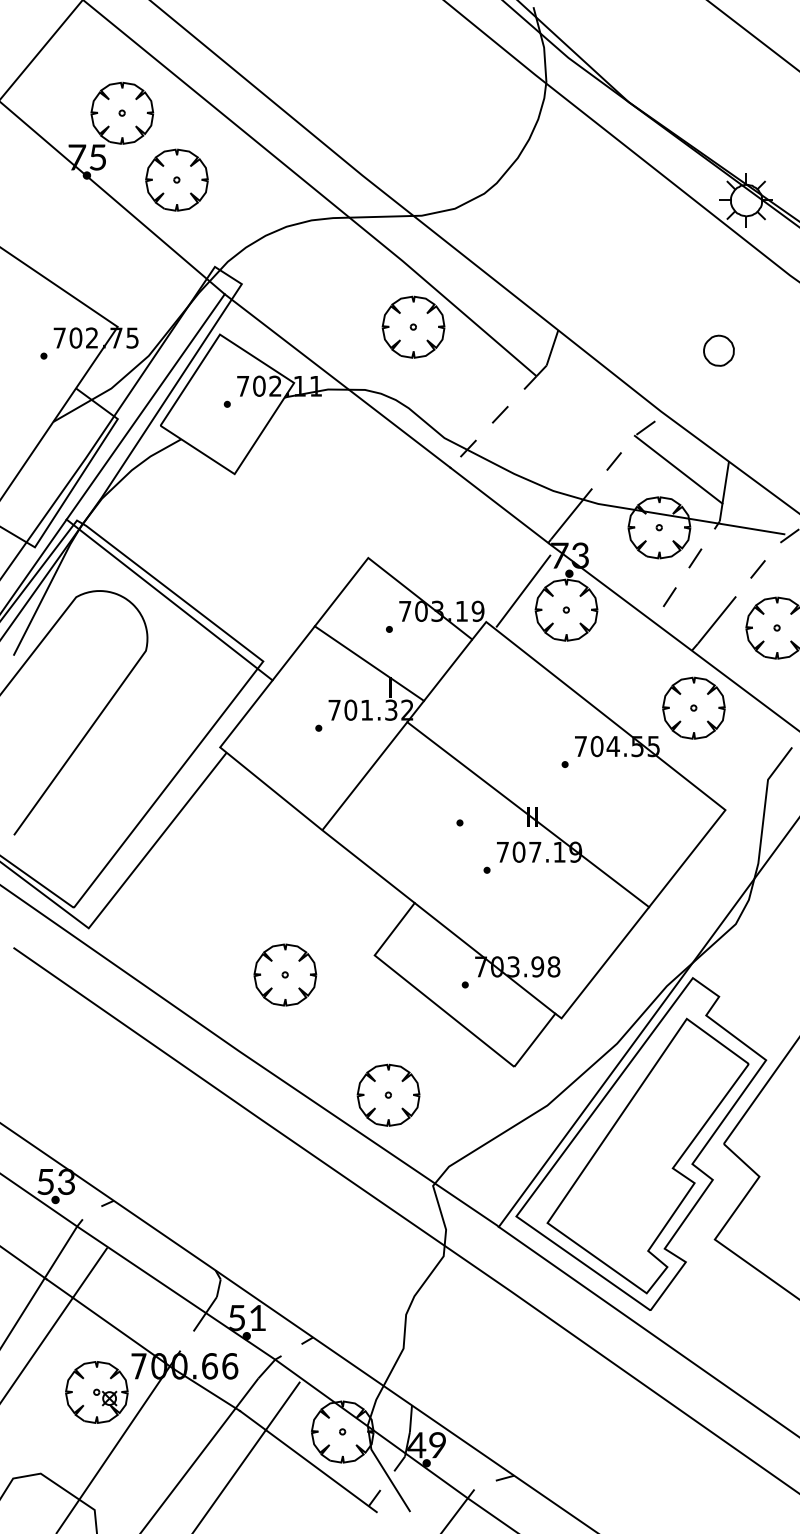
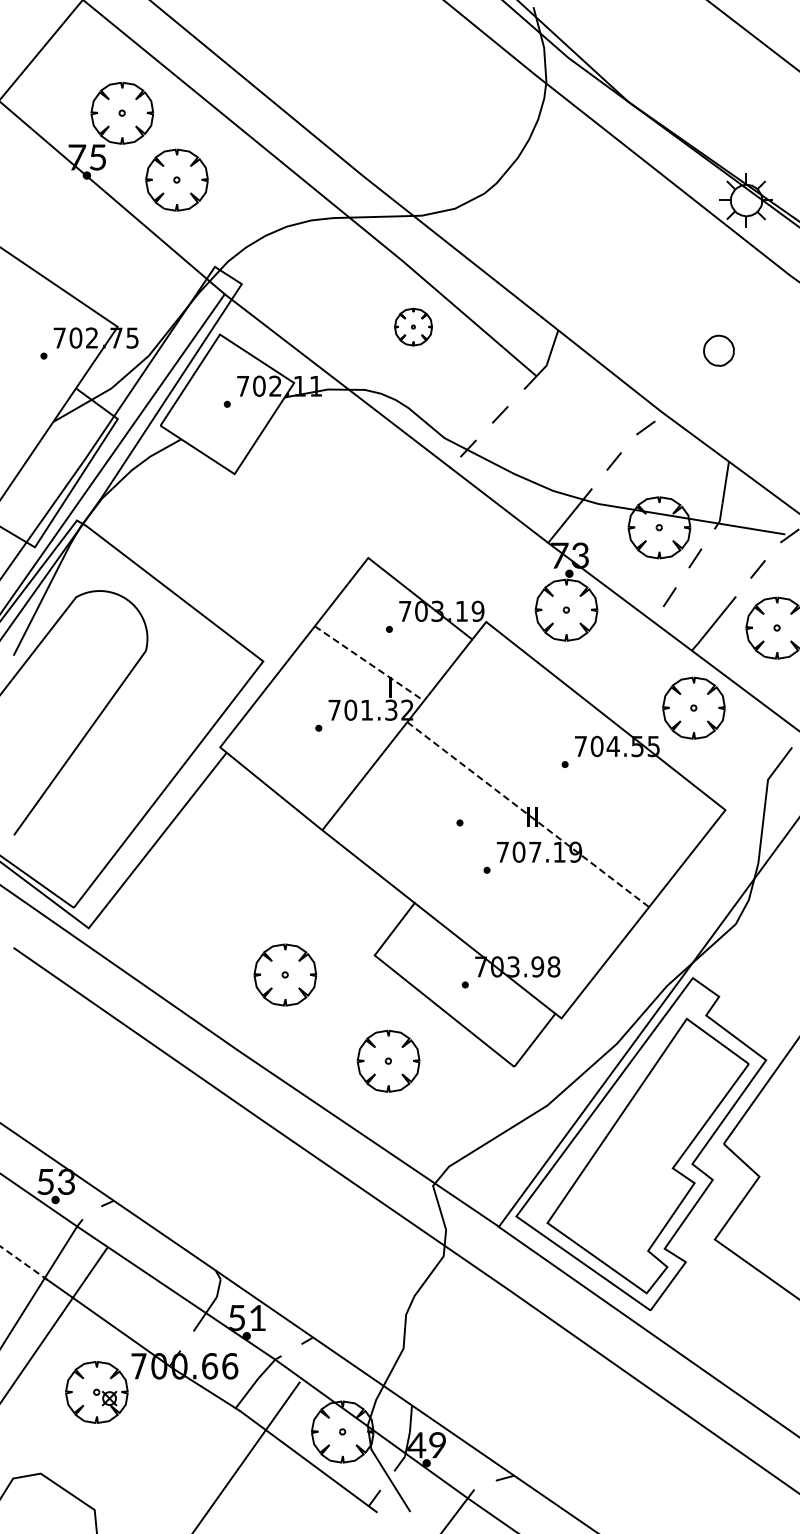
part size: 65x64 px -> 39x40 px (413, 326)
line: present -> none (678, 469)
line: present -> none (523, 590)
line: present -> none (169, 599)
line: solid -> dashed (369, 663)
line: solid -> dashed (528, 814)
part position: (388, 1094) -> (388, 1060) (388, 1060)
line: solid -> dashed (22, 1262)
line: present -> none (113, 1448)
line: present -> none (188, 1469)
